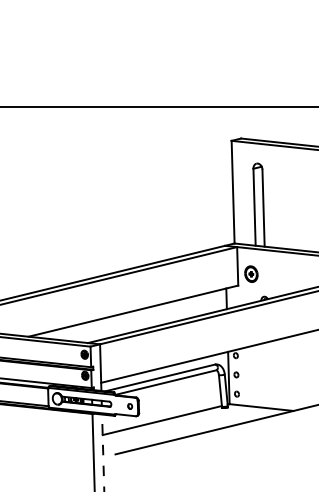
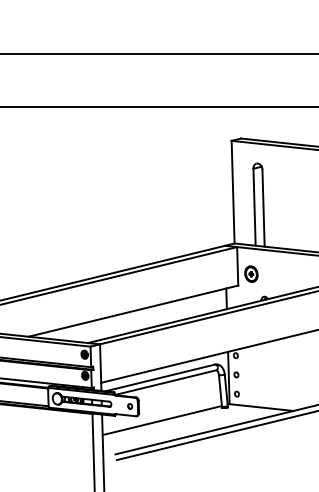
line: none -> present (158, 54)
line: none -> present (215, 435)
line: dashed -> solid (103, 452)
